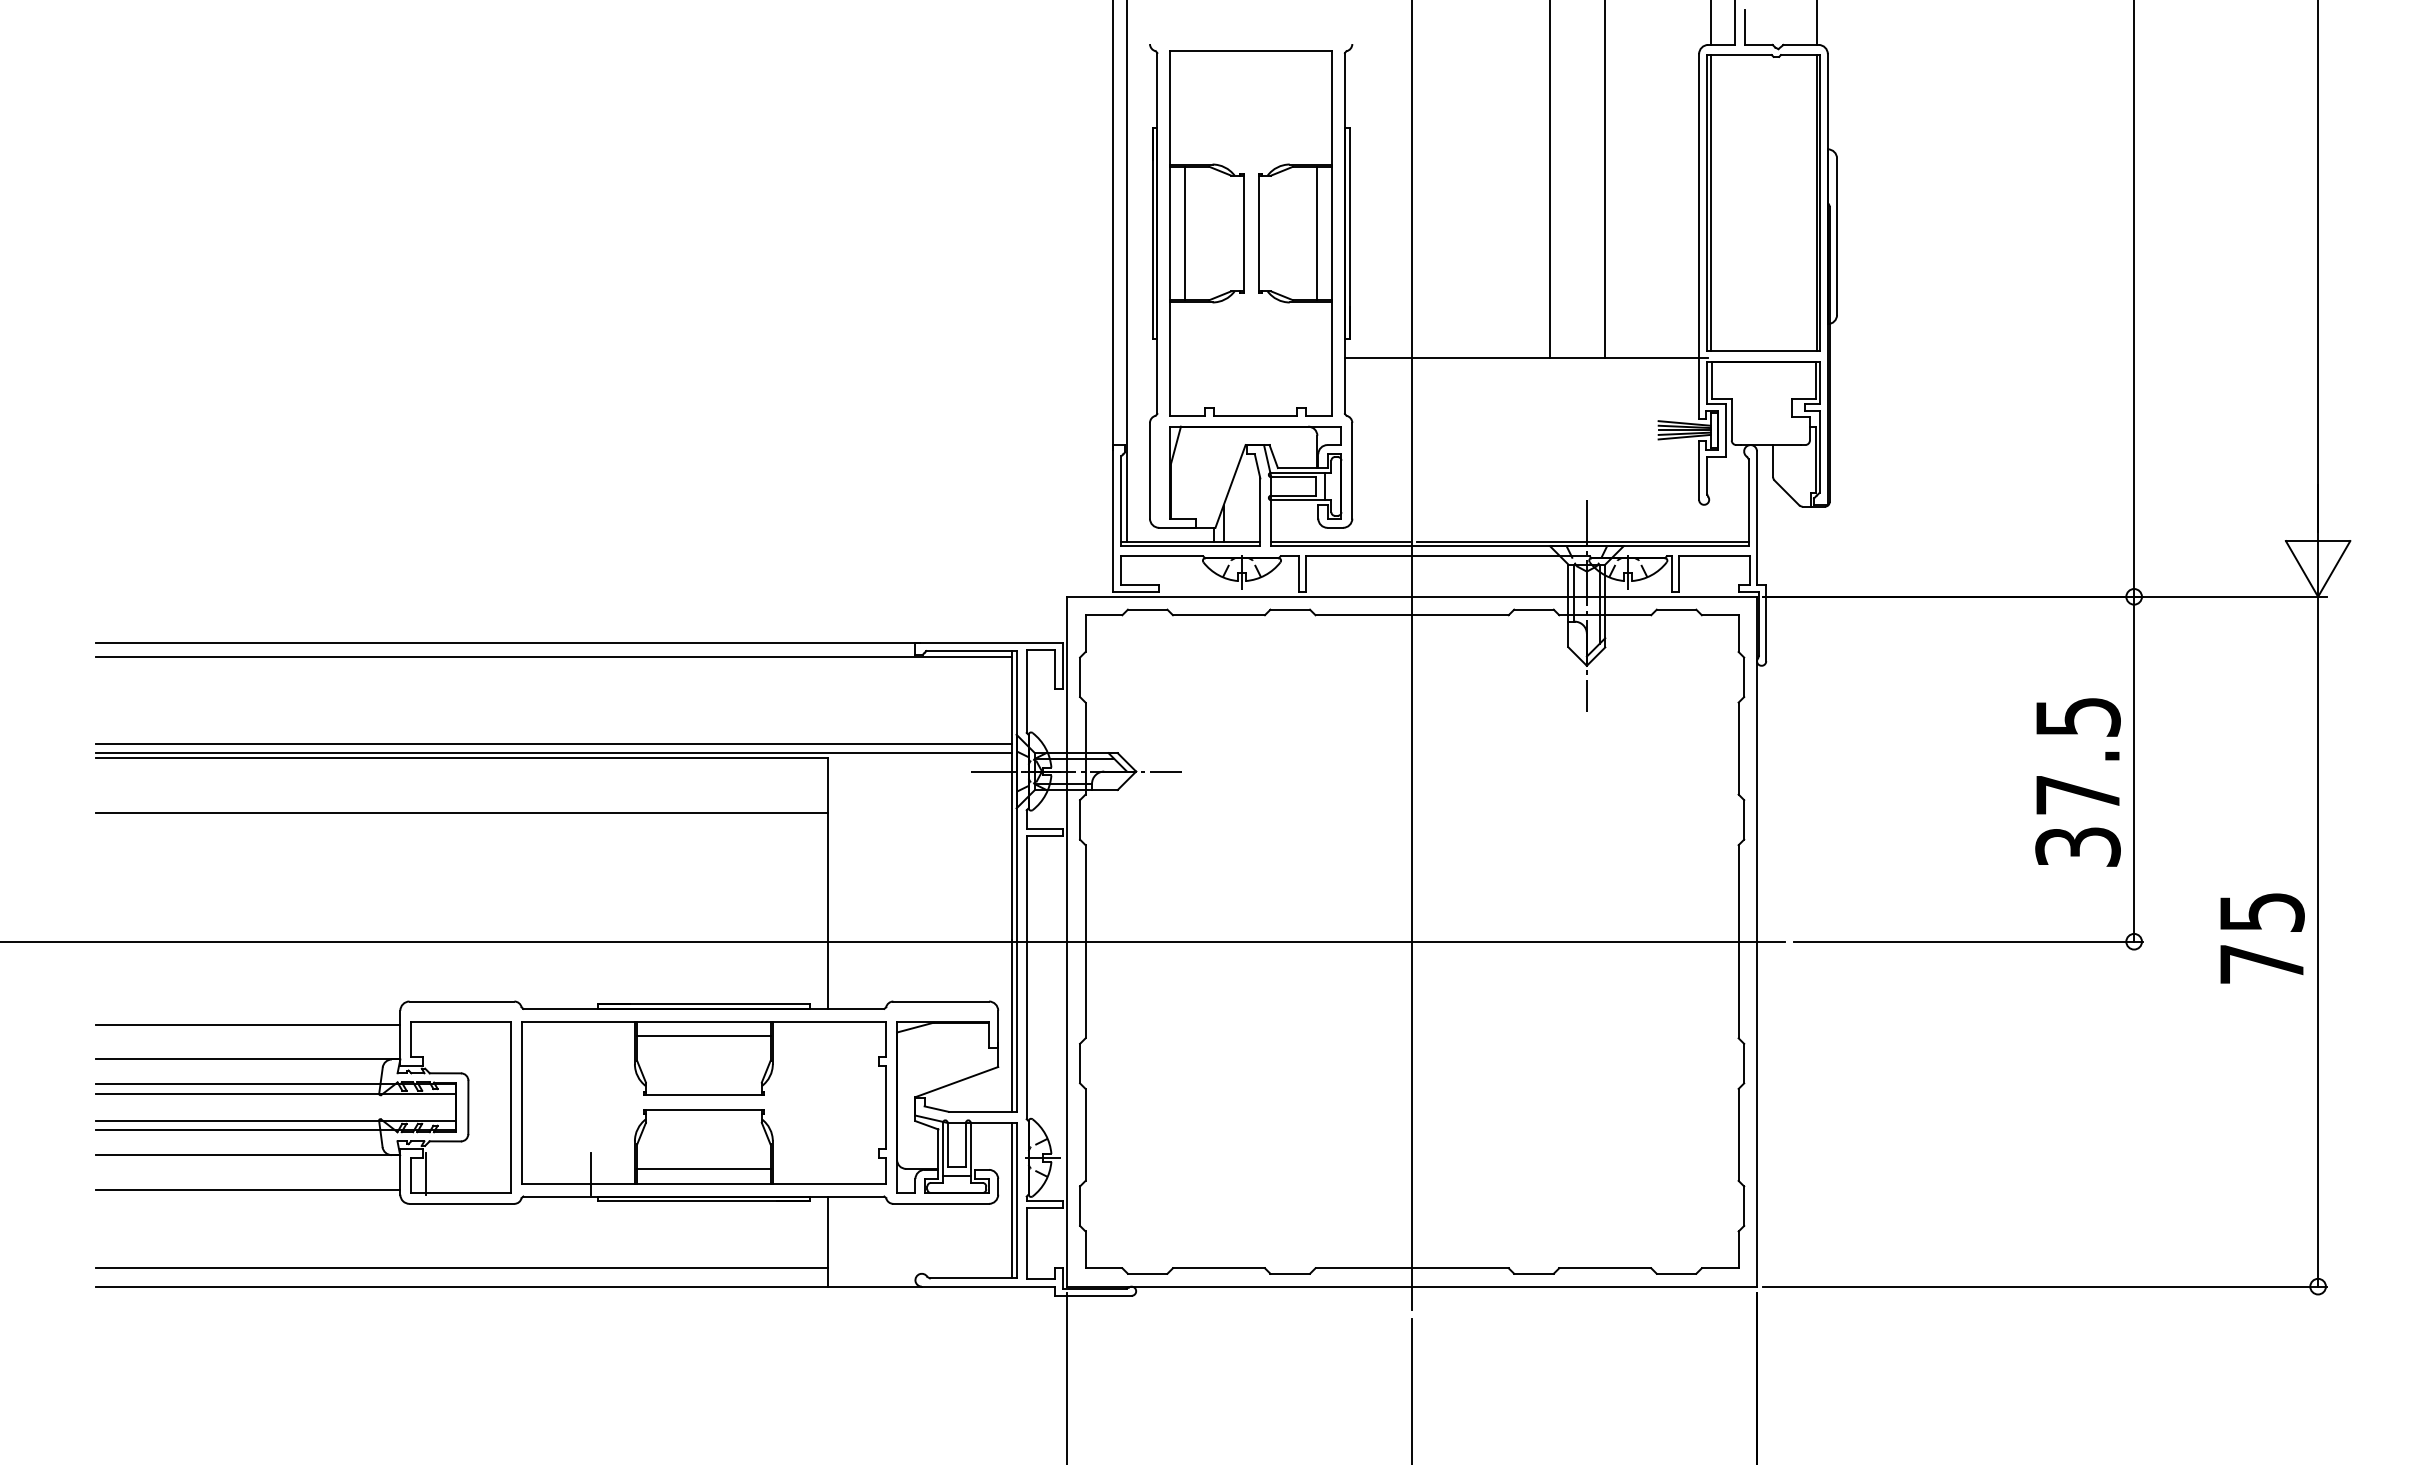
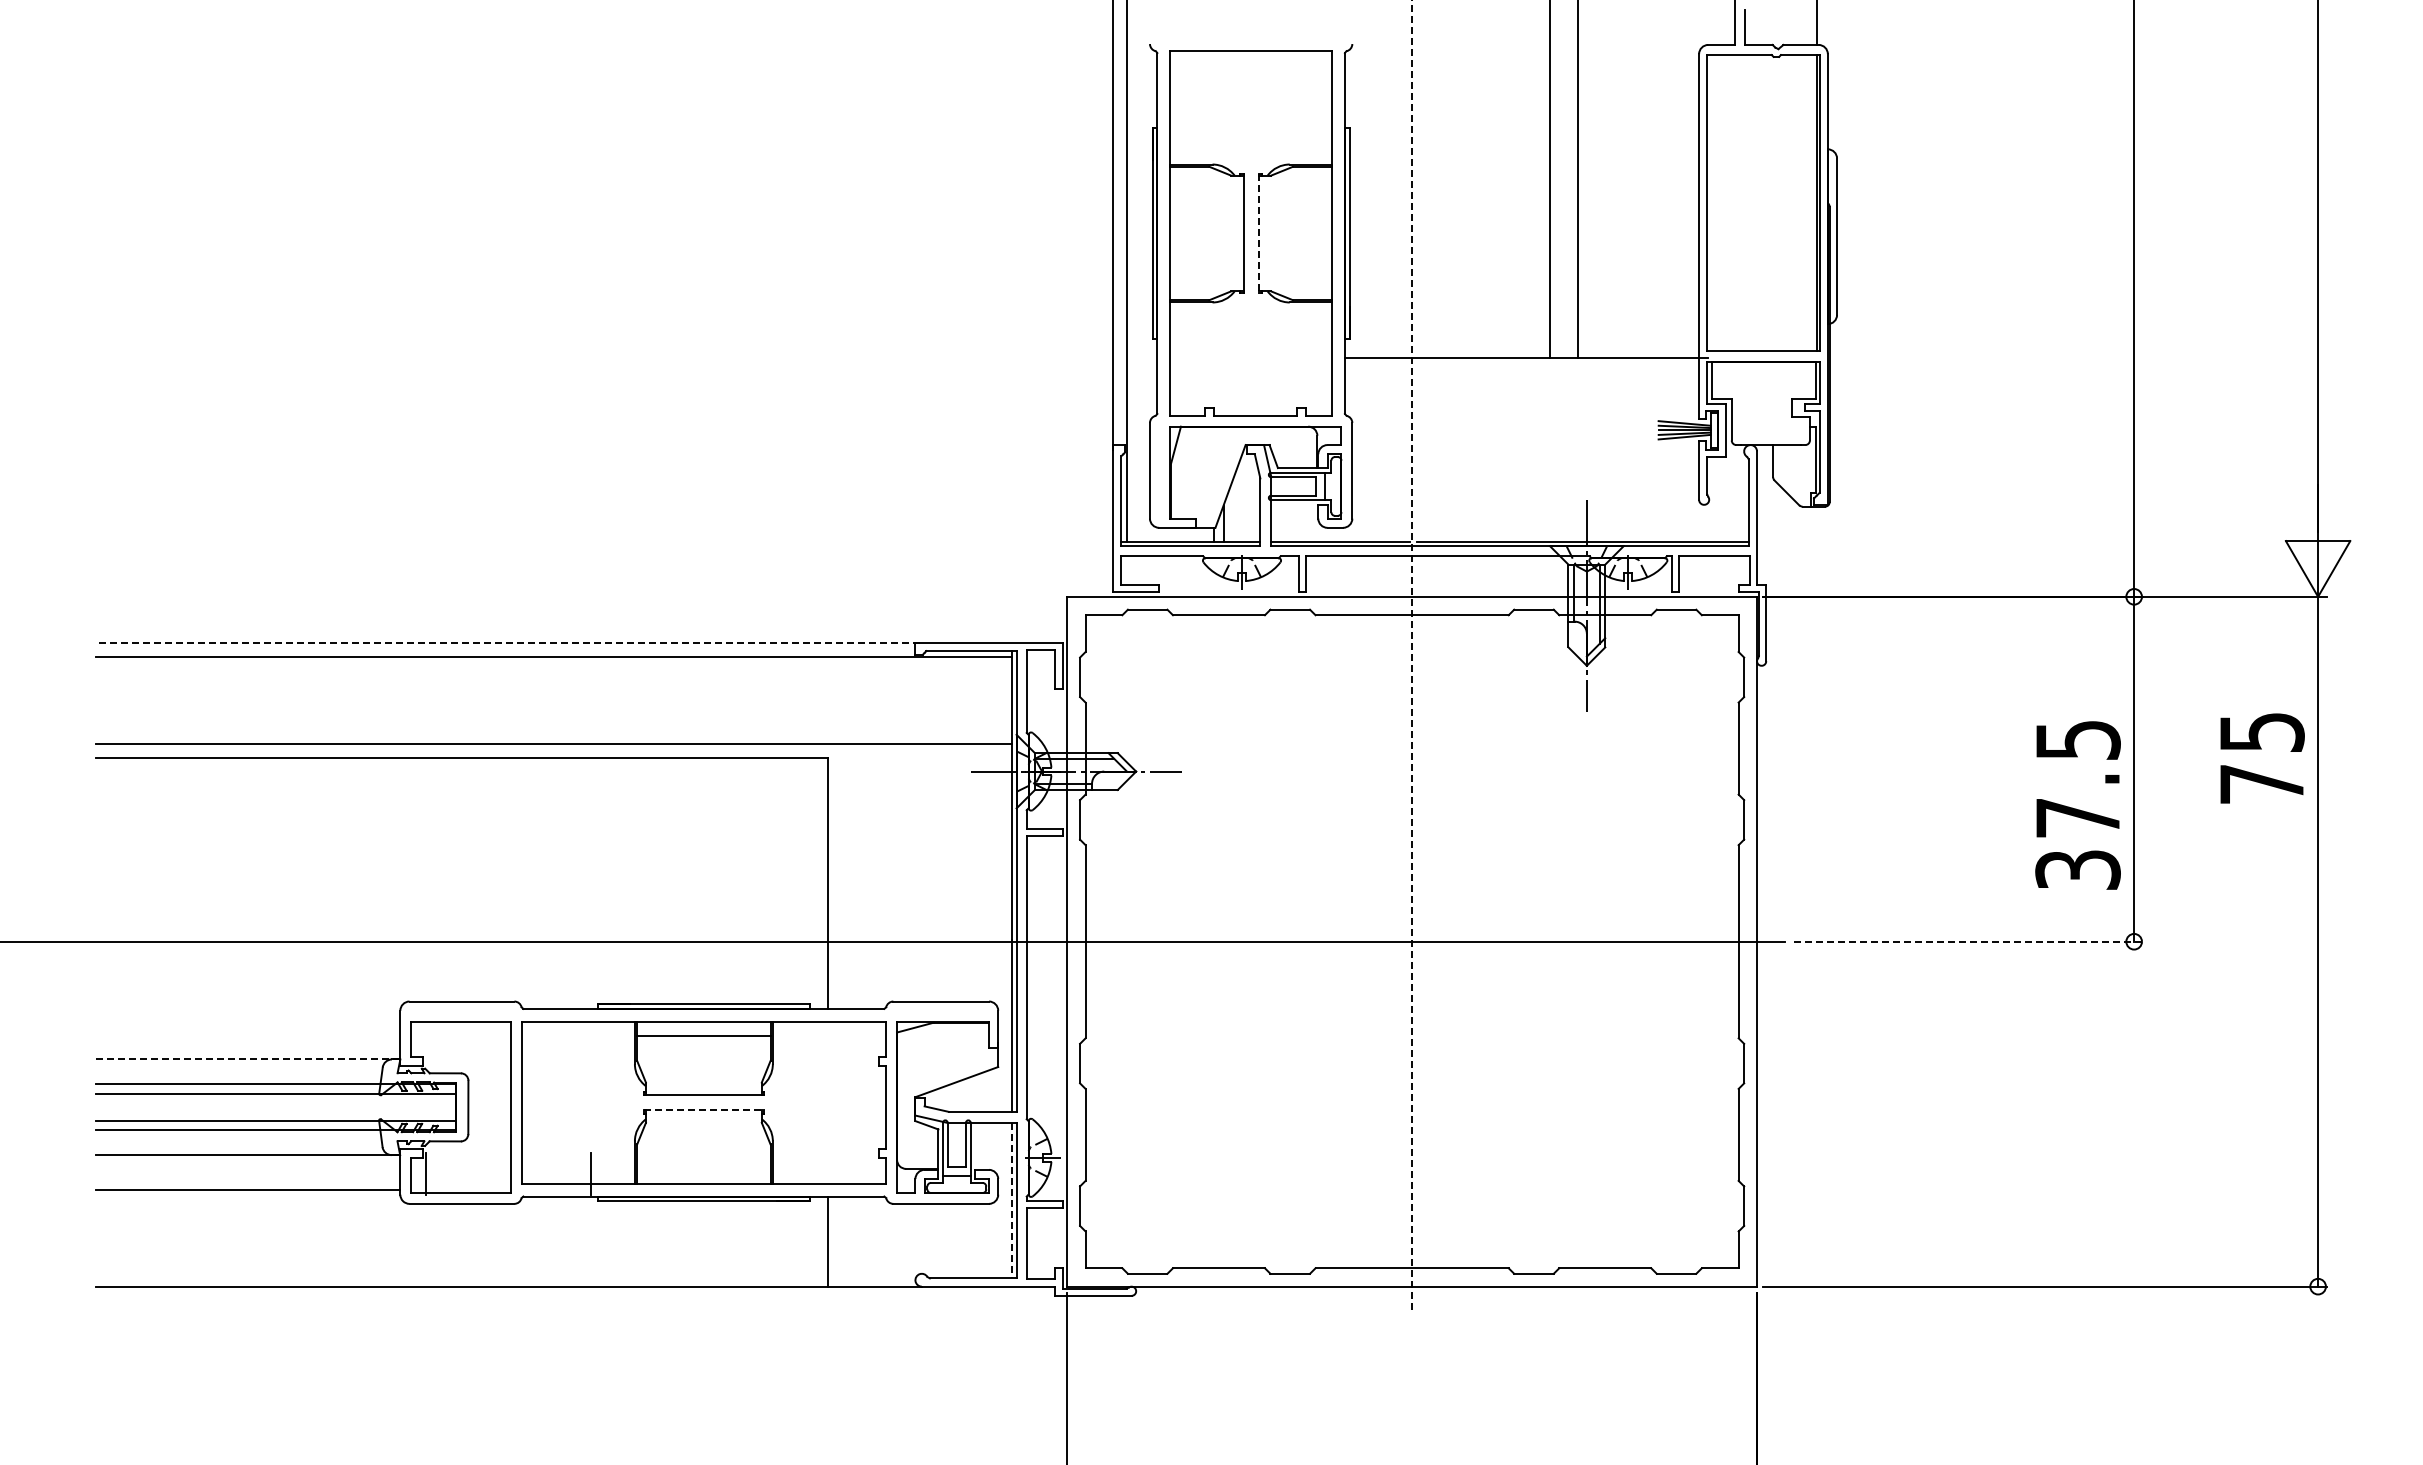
line: present -> none (1711, 23)
line position: (1605, 179) -> (1578, 179) (1578, 179)
line: present -> none (1711, 203)
line: present -> none (1184, 233)
line: solid -> dashed (1258, 233)
line: present -> none (1317, 233)
line: solid -> dashed (507, 642)
line: solid -> dashed (1412, 655)
line: present -> none (553, 753)
text position: (2077, 782) -> (2077, 805) (2077, 805)
line: present -> none (461, 812)
text position: (2262, 938) -> (2262, 758) (2262, 758)
line: solid -> dashed (1968, 941)
line: present -> none (247, 1024)
line: solid -> dashed (247, 1059)
line: solid -> dashed (703, 1110)
line: present -> none (703, 1168)
line: solid -> dashed (1012, 1200)
line: present -> none (461, 1268)
line: present -> none (1412, 1389)
